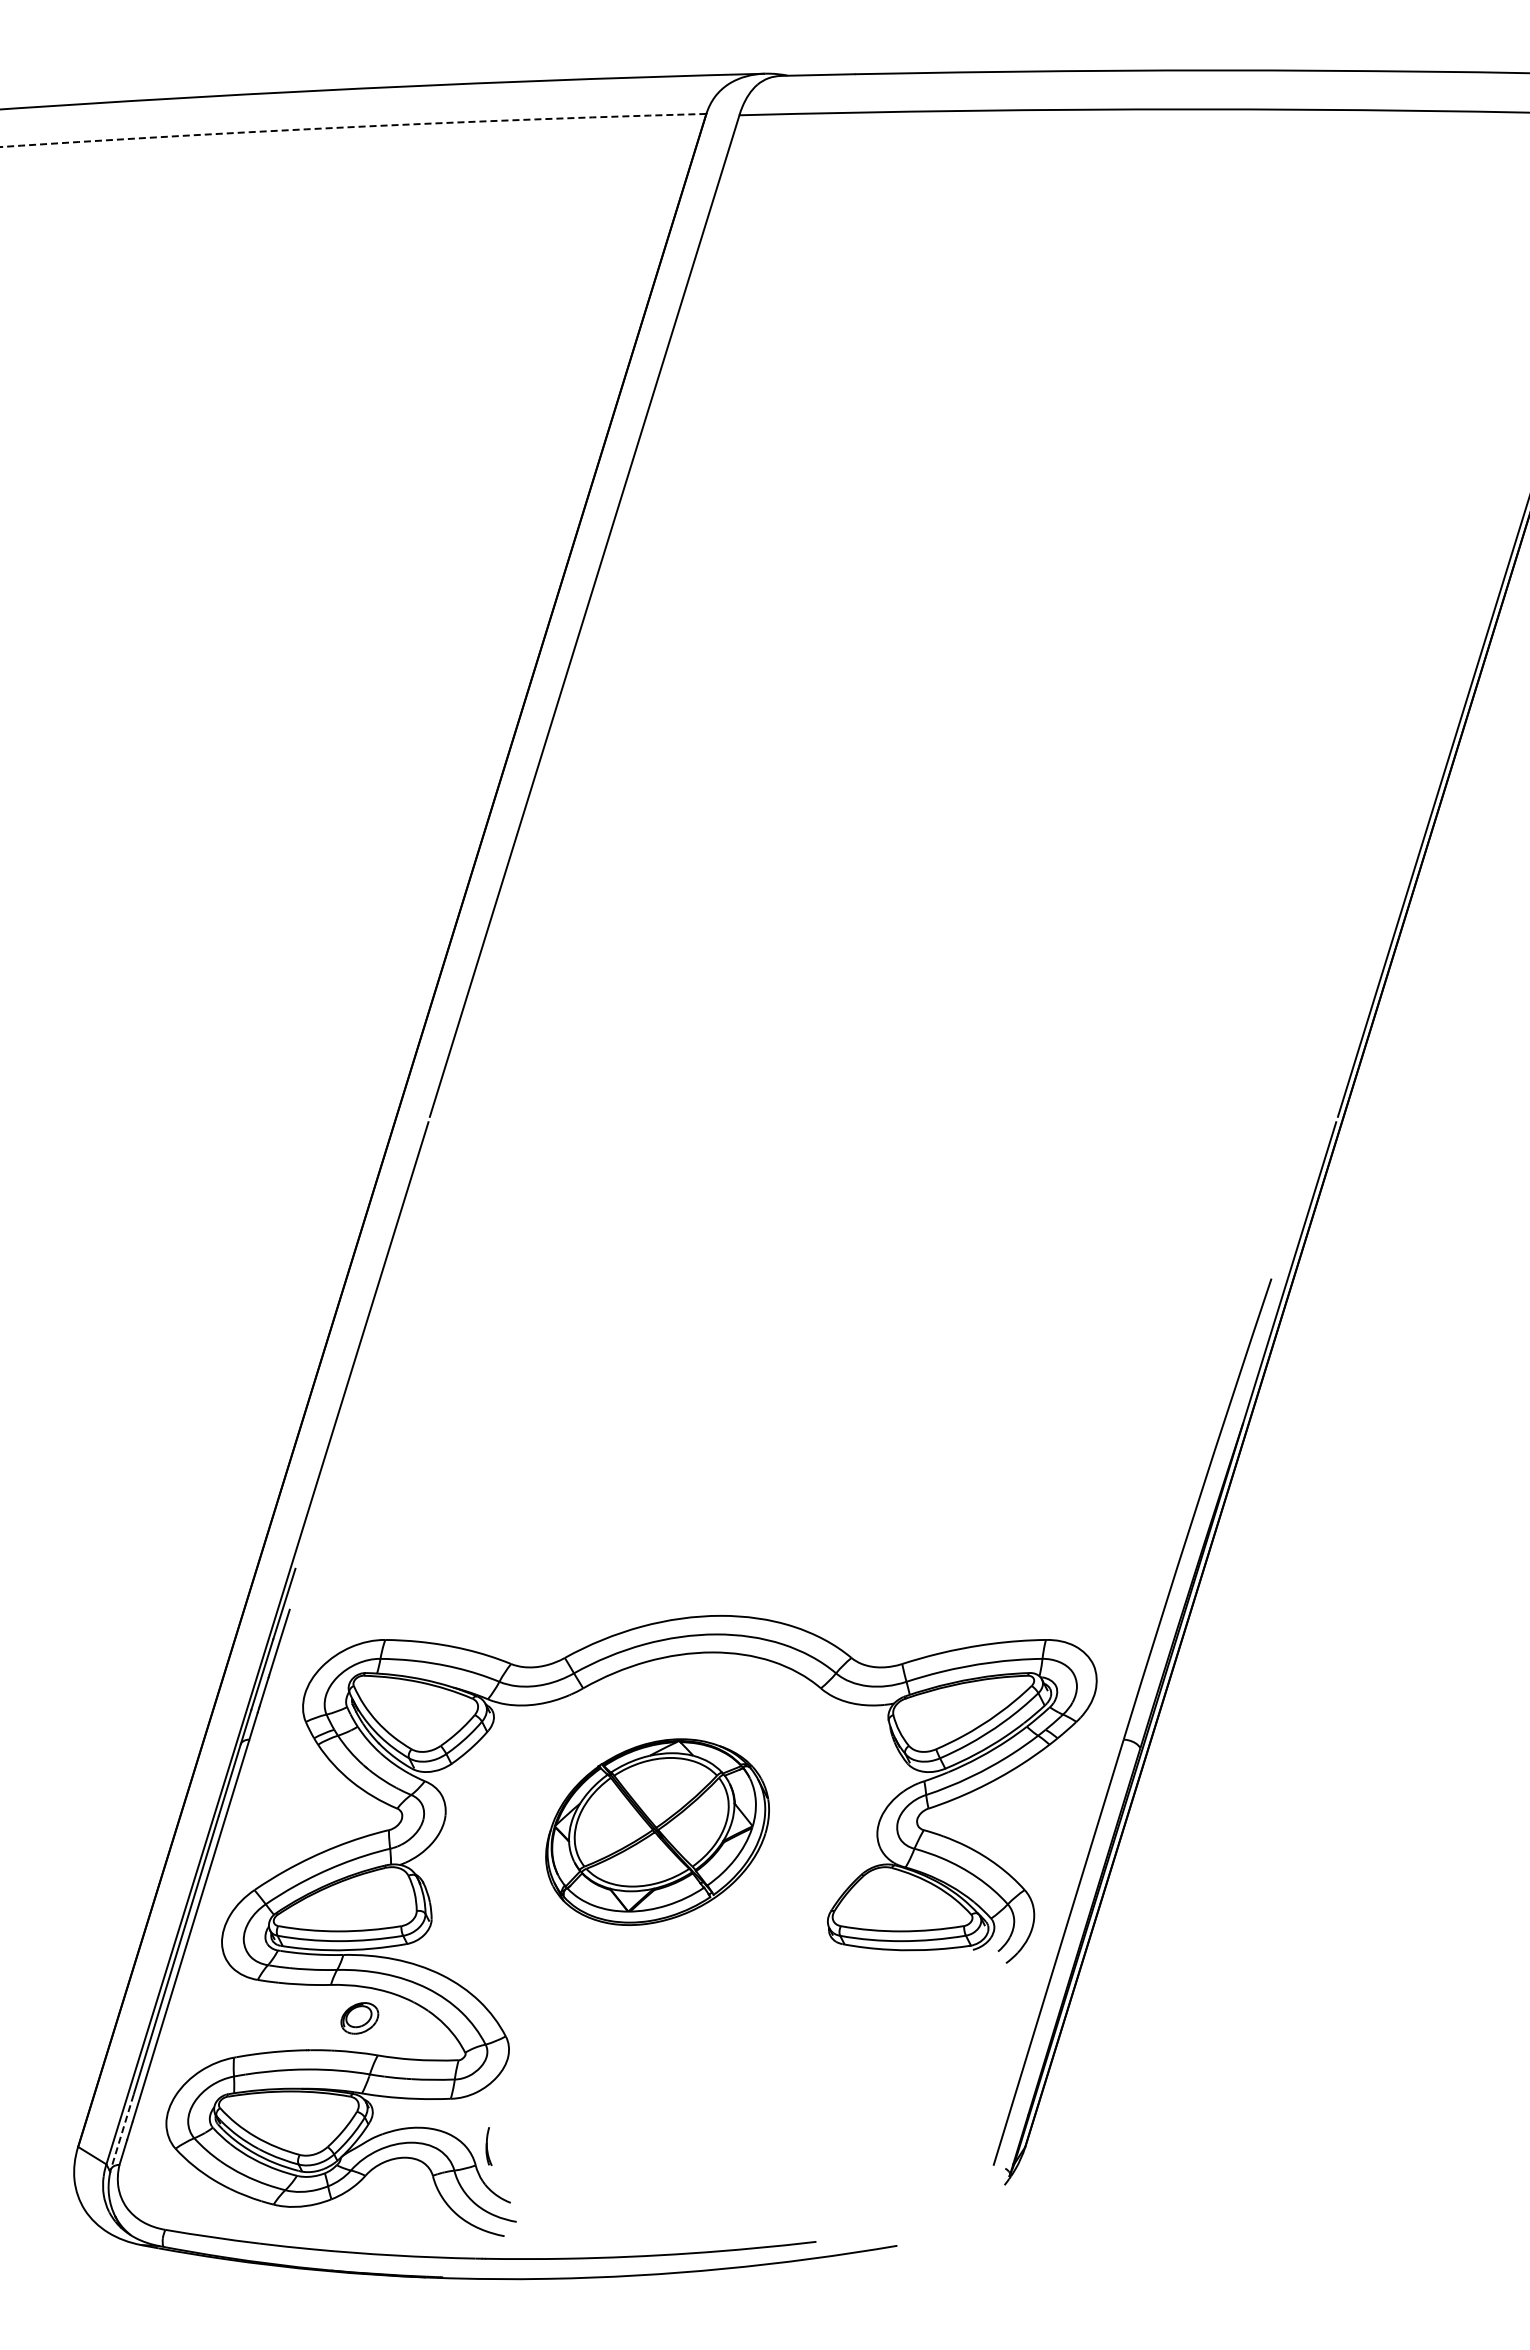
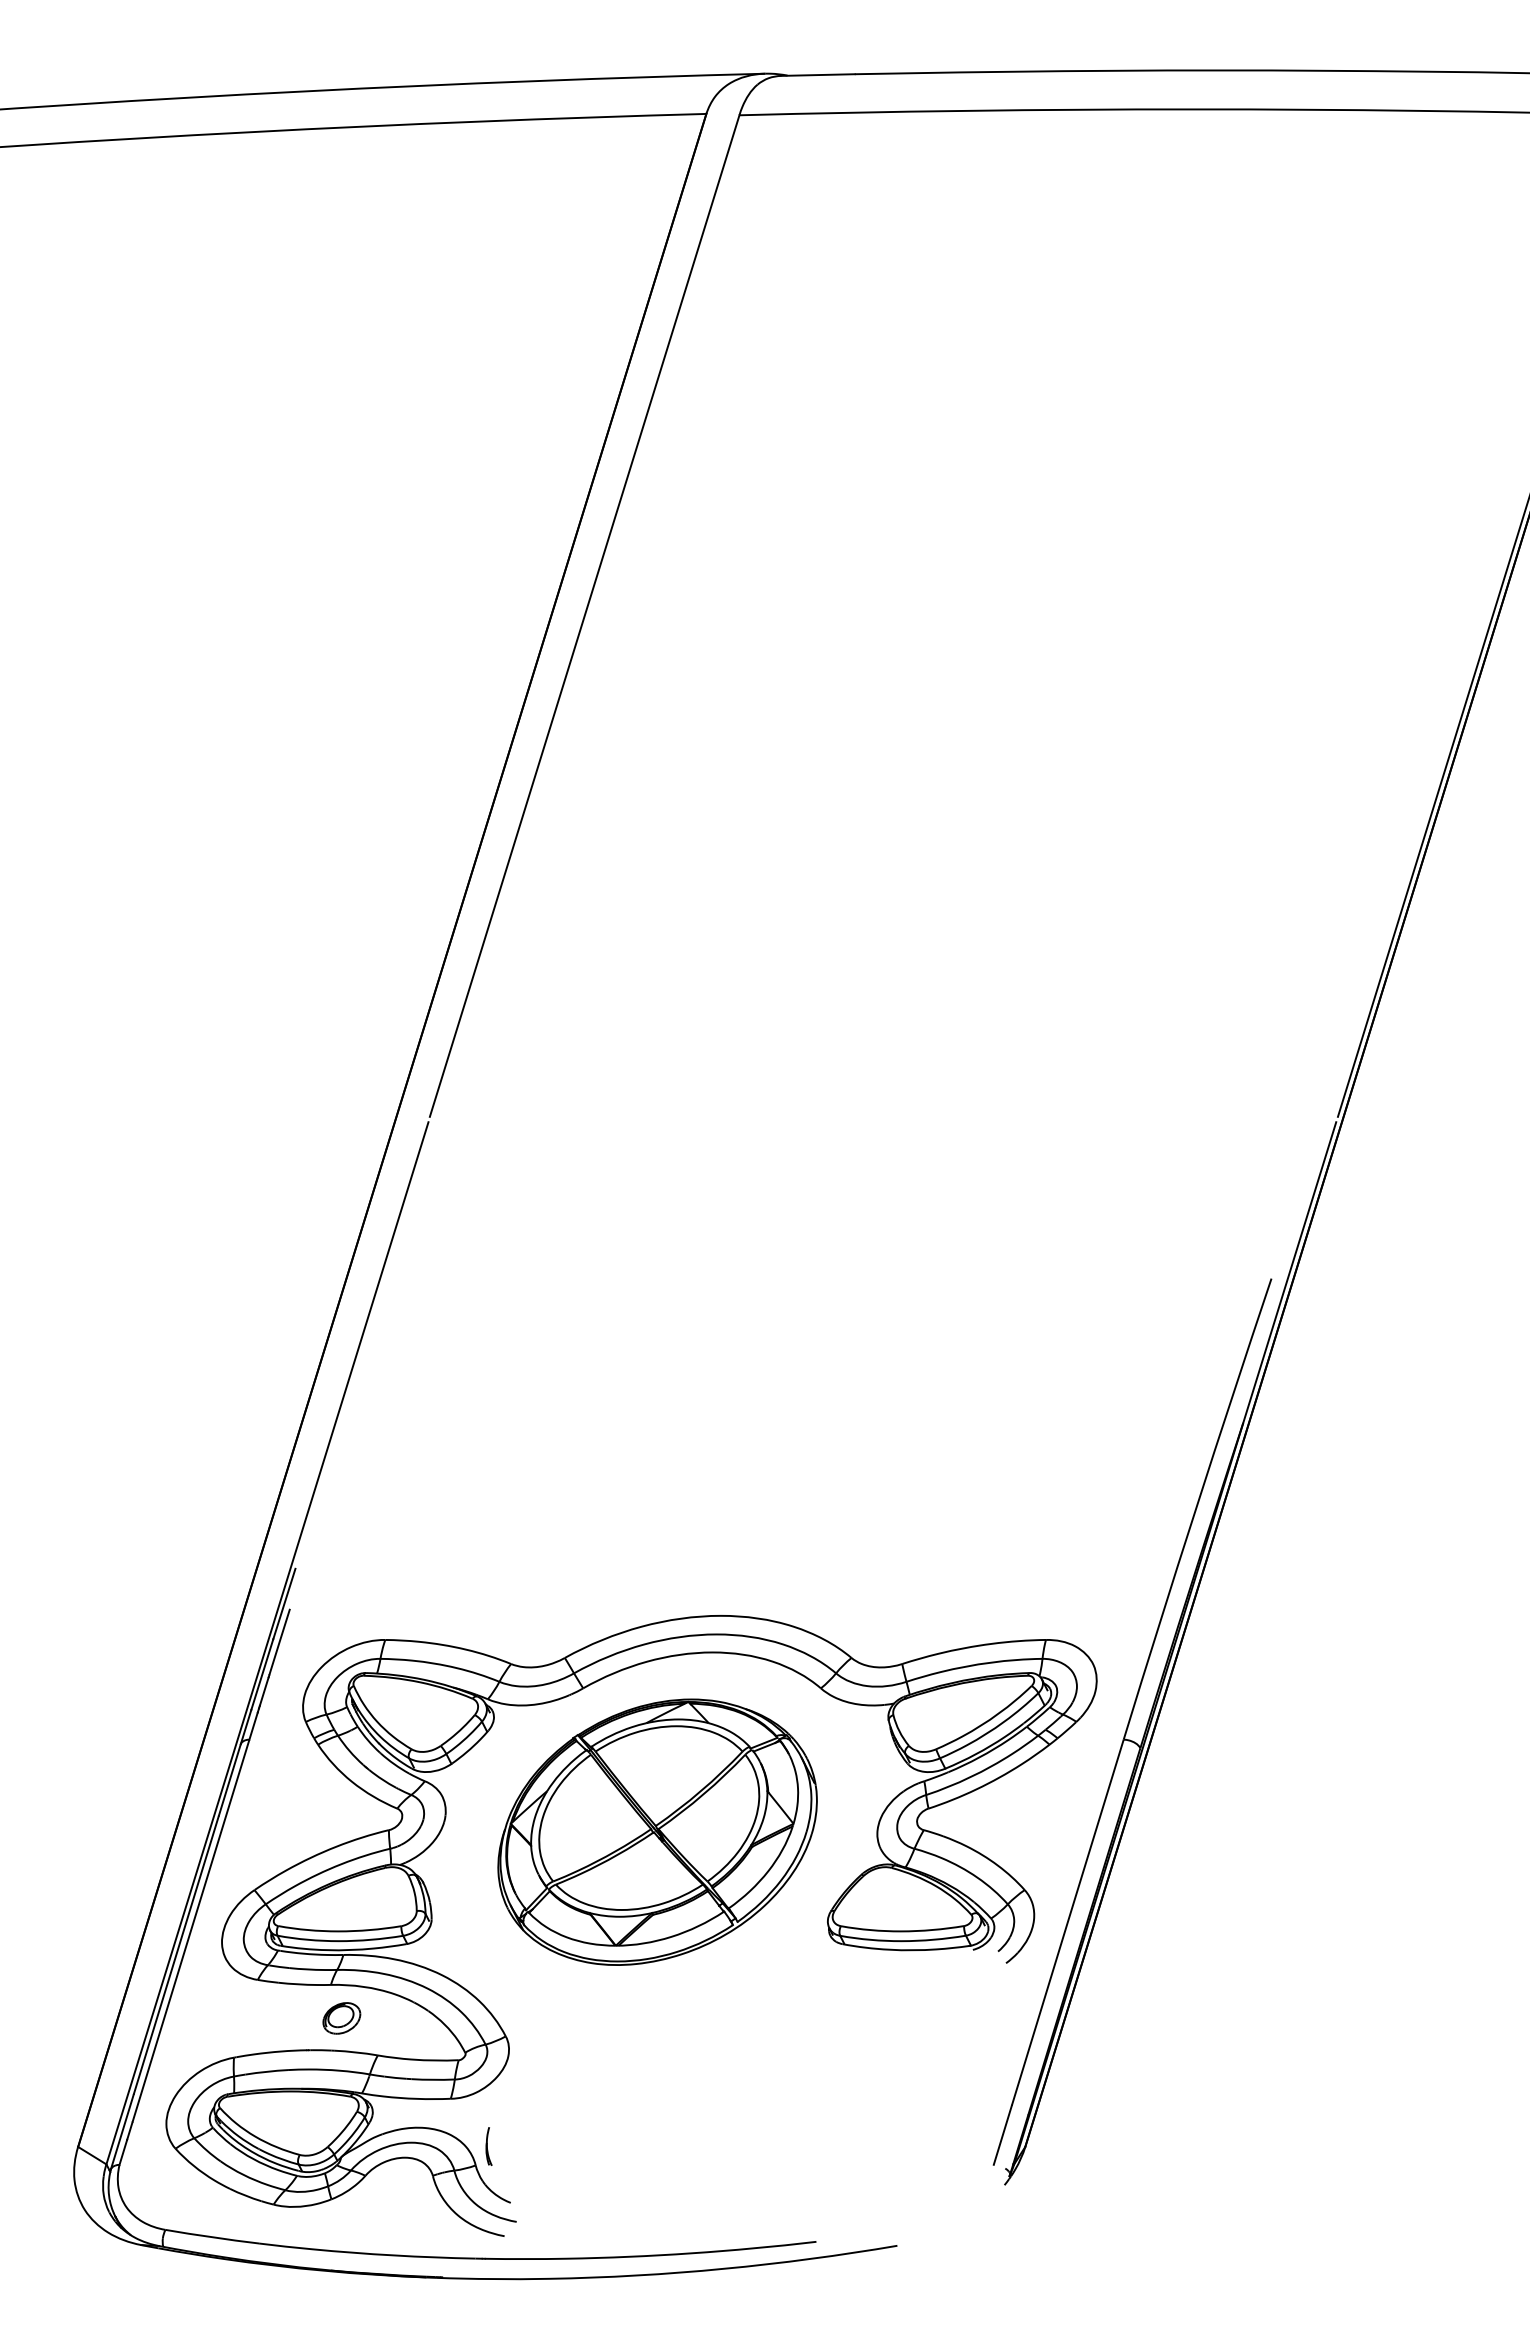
arc: dashed -> solid (353, 127)
part size: 225x188 px -> 321x268 px (657, 1831)
part position: (359, 2018) -> (341, 2018) (341, 2018)
line: dashed -> solid (122, 2132)
